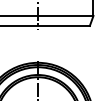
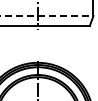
line: solid -> dashed (47, 15)
